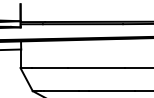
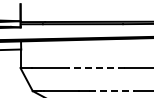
line: solid -> dashed (96, 68)
line: solid -> dashed (112, 91)
